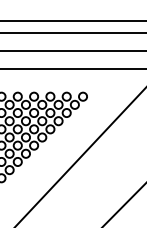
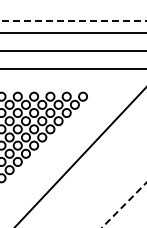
line: solid -> dashed (74, 20)
line: solid -> dashed (124, 205)
